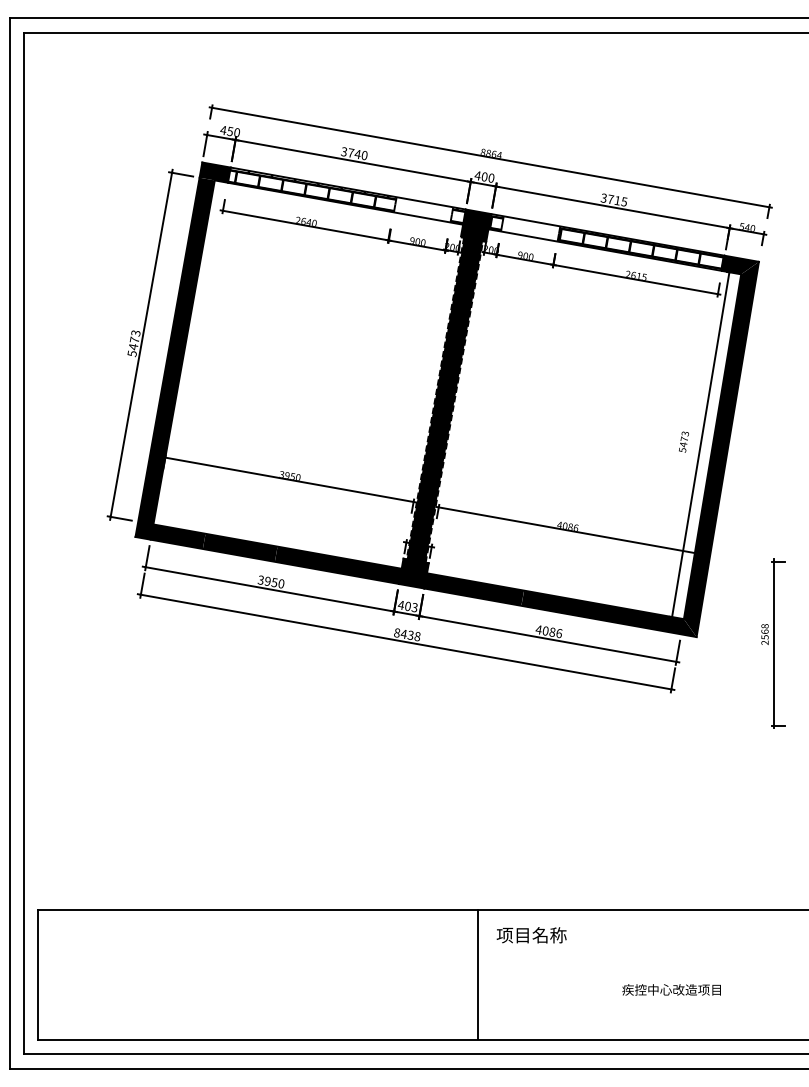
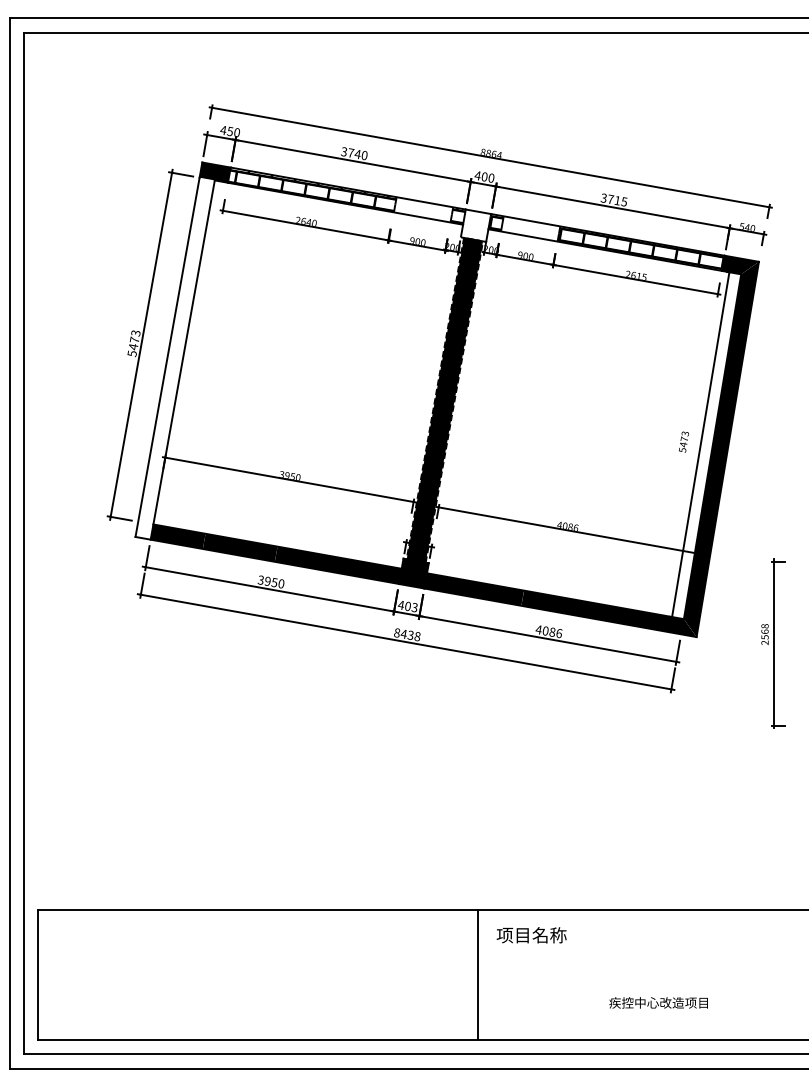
fill: present -> none (475, 225)
fill: present -> none (174, 358)
text position: (671, 989) -> (658, 1002) (658, 1002)
